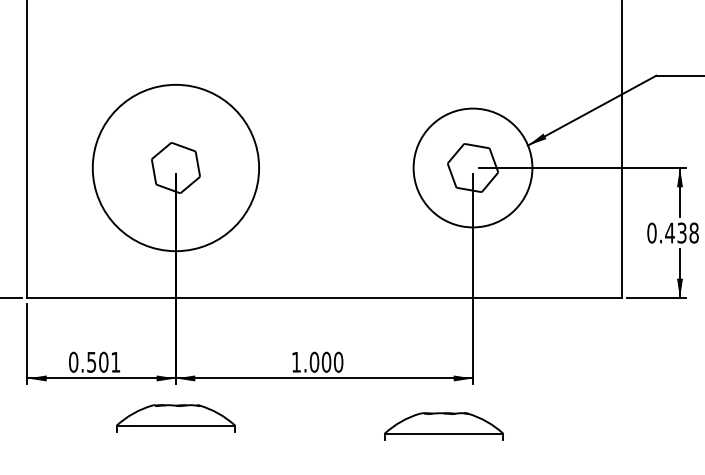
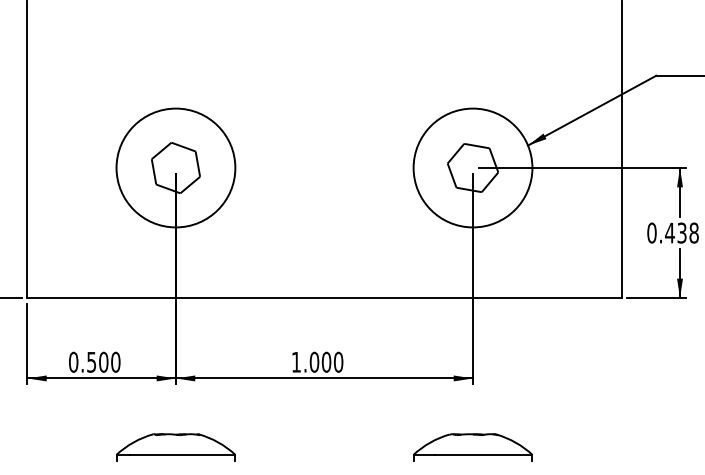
circle diameter: 166 px -> 119 px (175, 167)
text: 0.501 -> 0.500 (115, 361)
part position: (175, 418) -> (175, 447) (175, 447)
part position: (443, 426) -> (472, 447) (472, 447)
